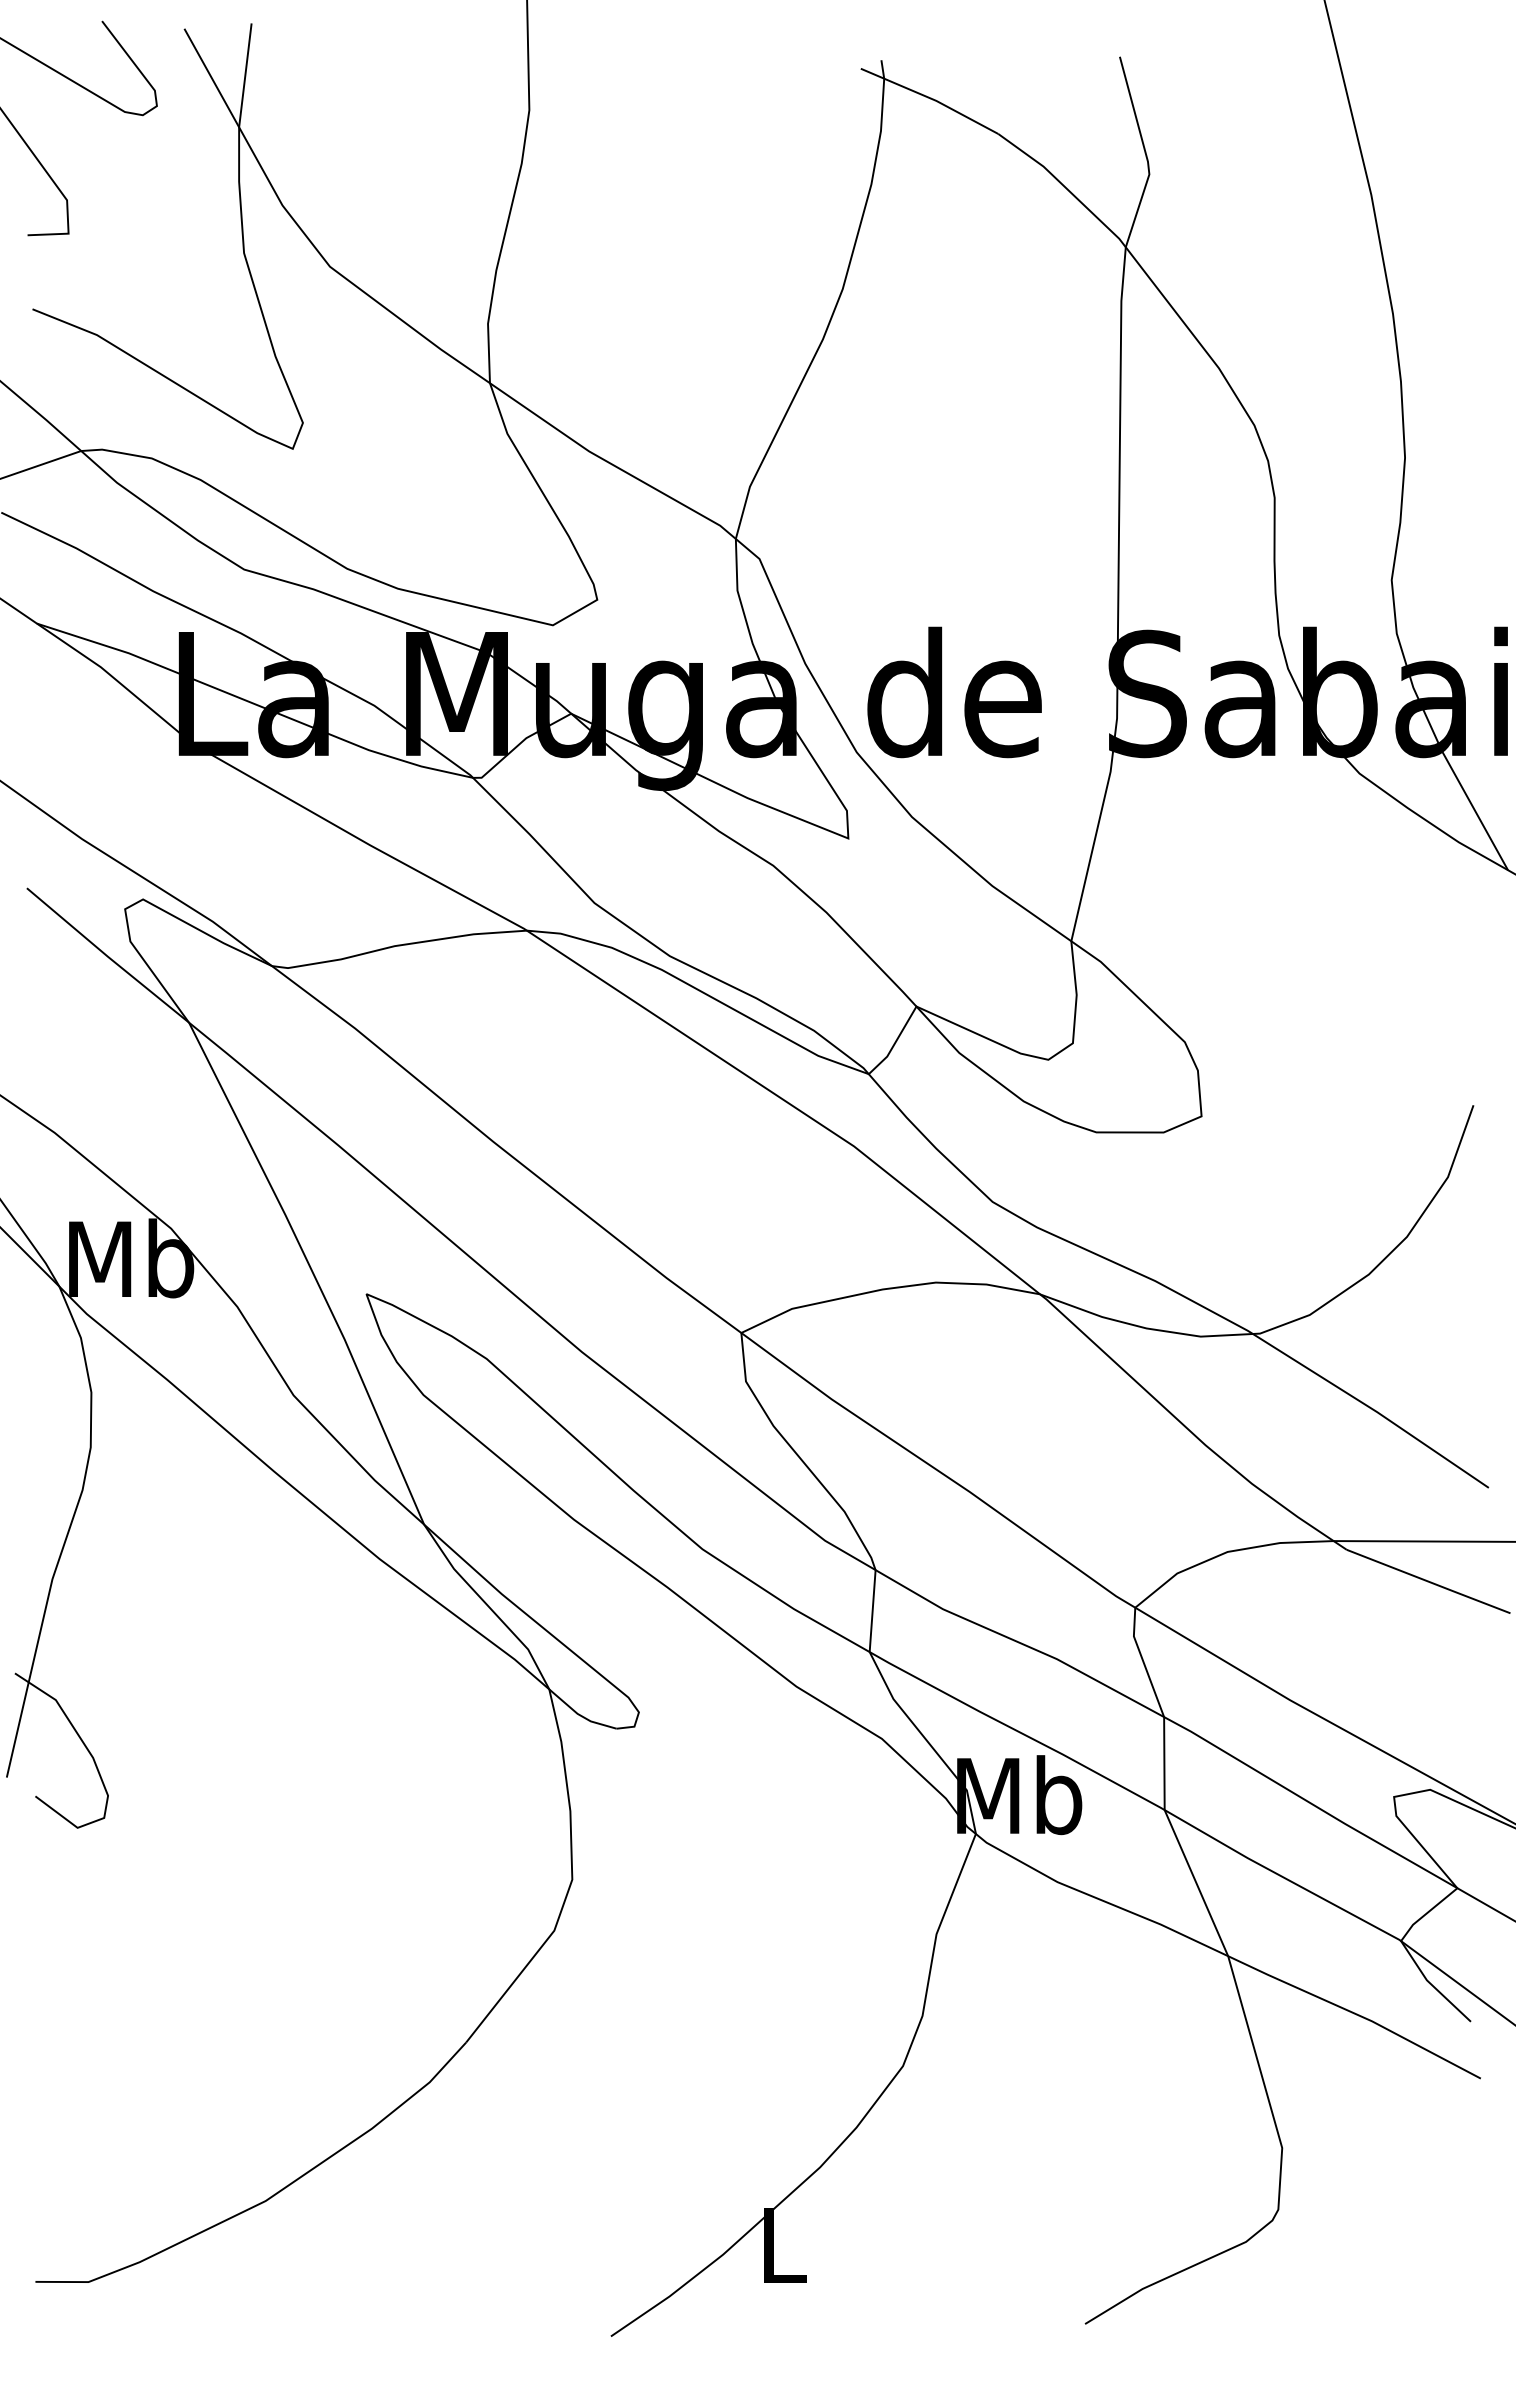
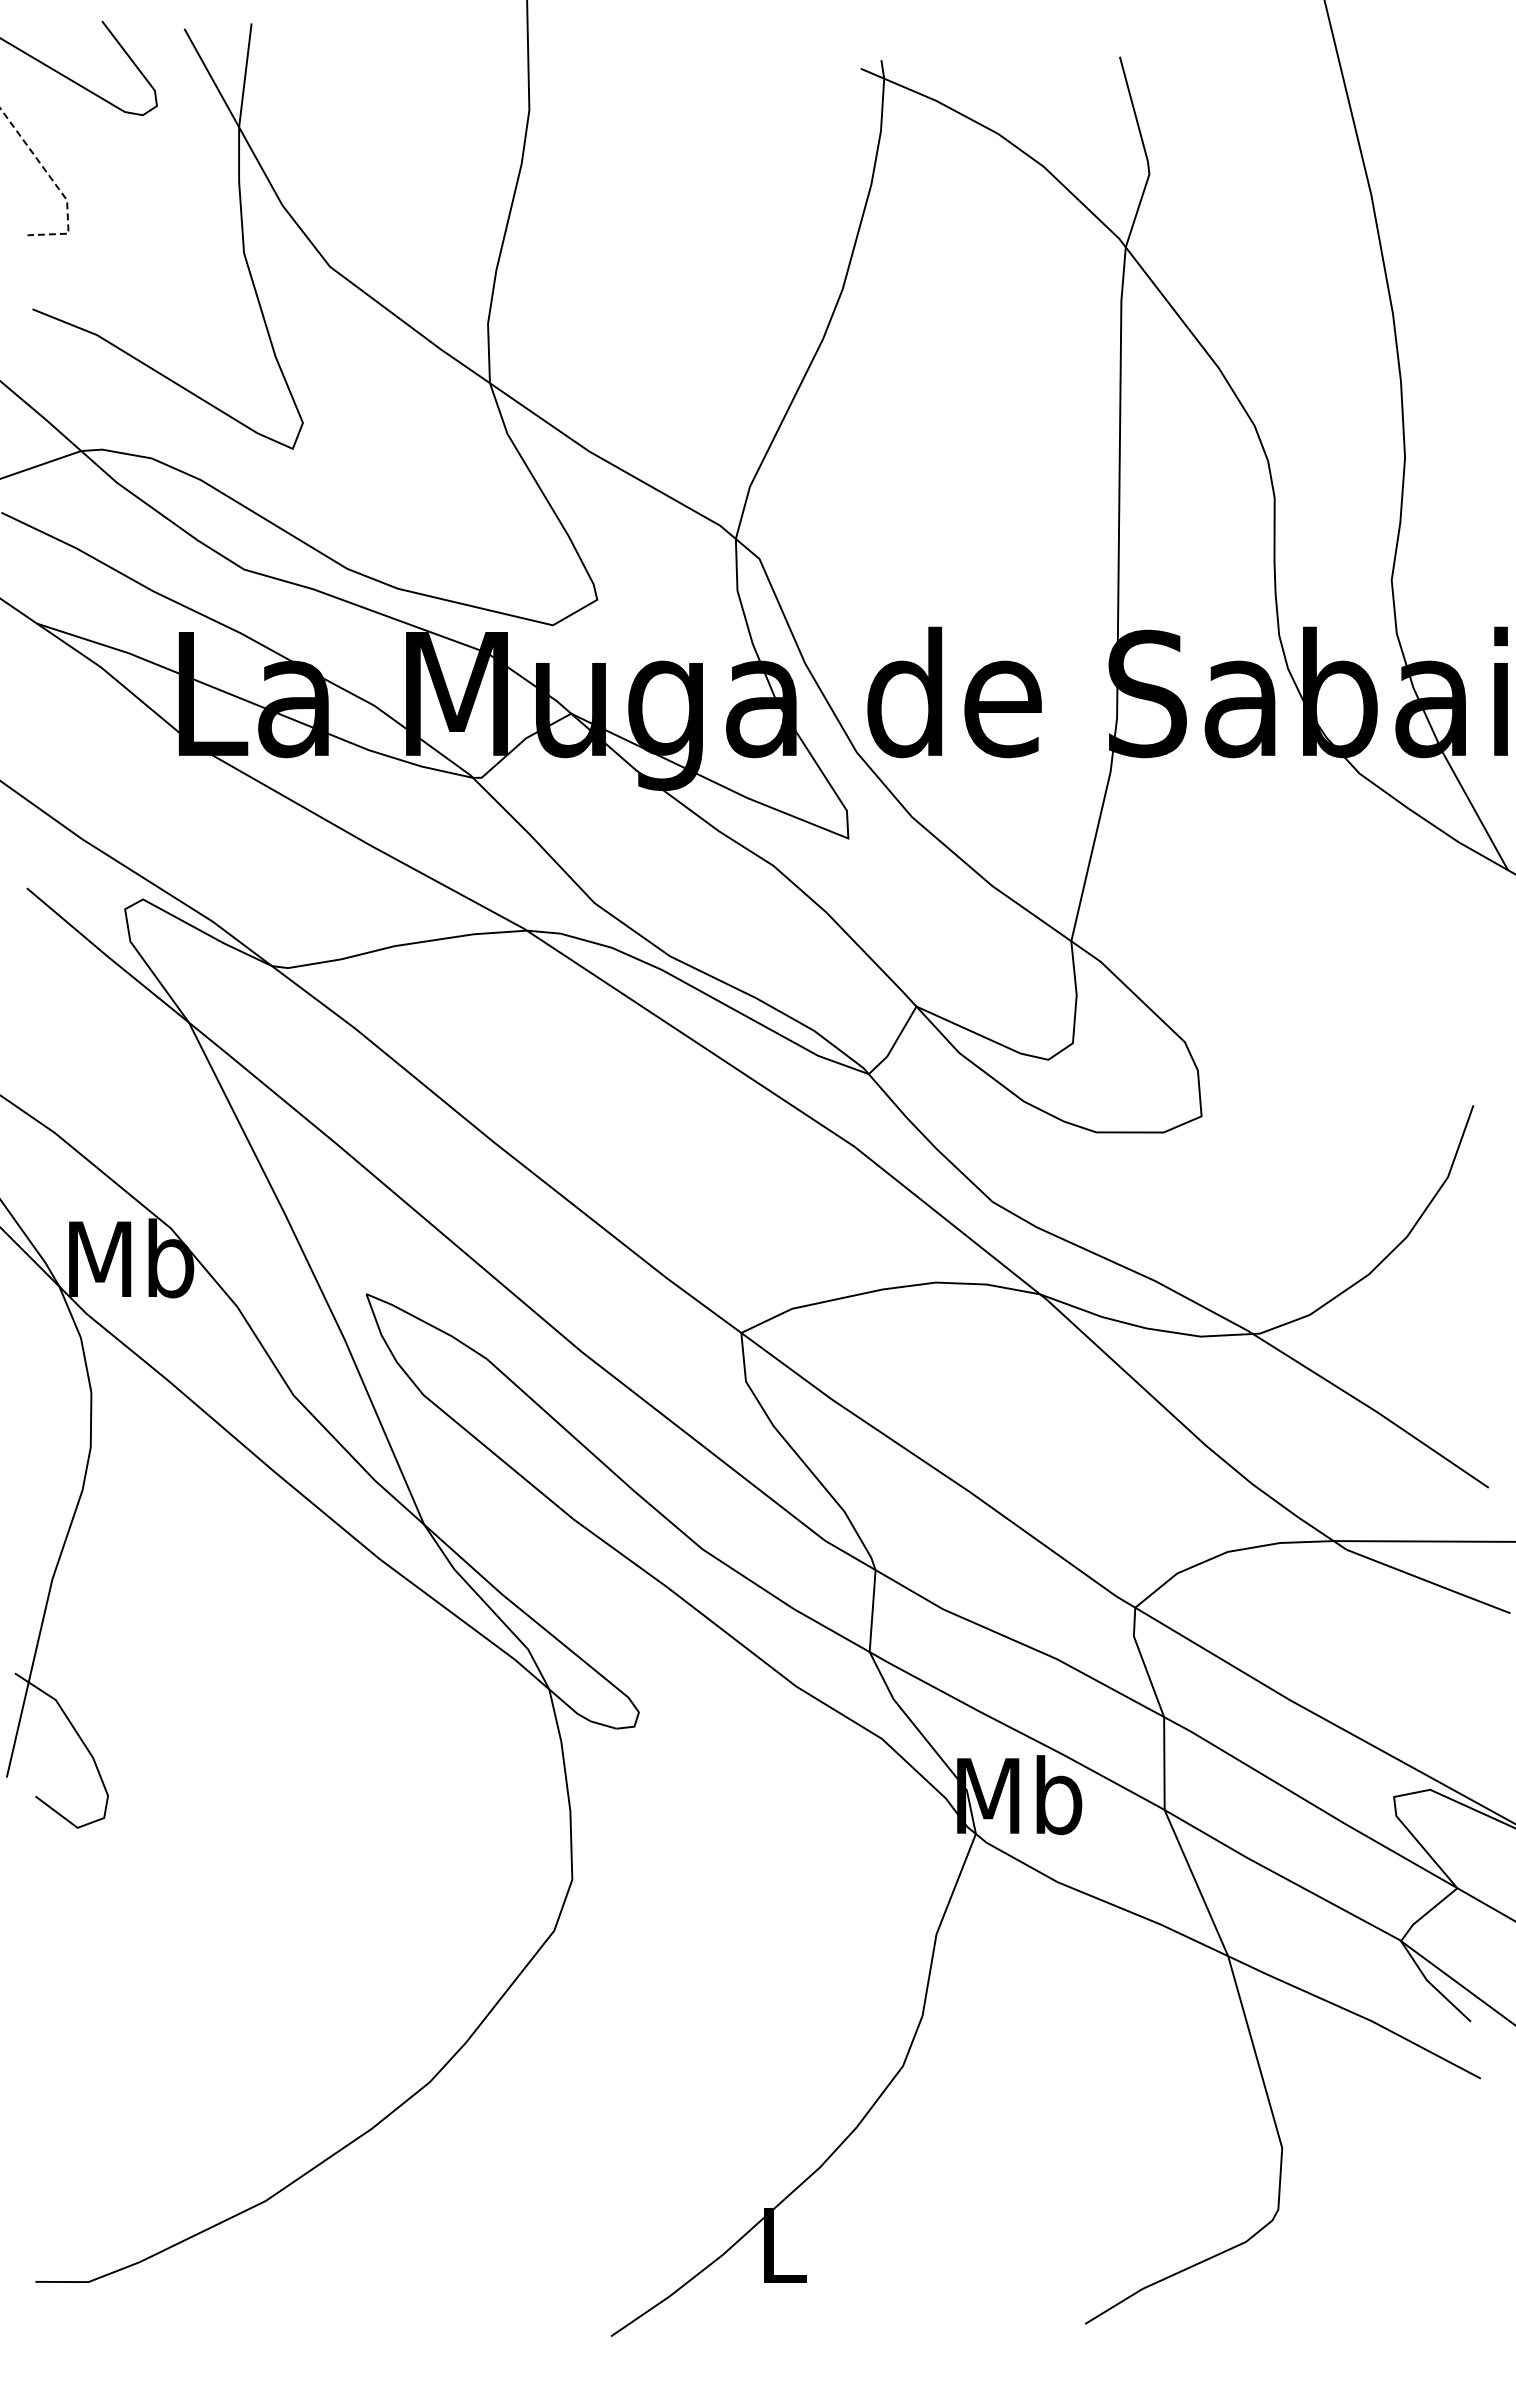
line: solid -> dashed (56, 185)
